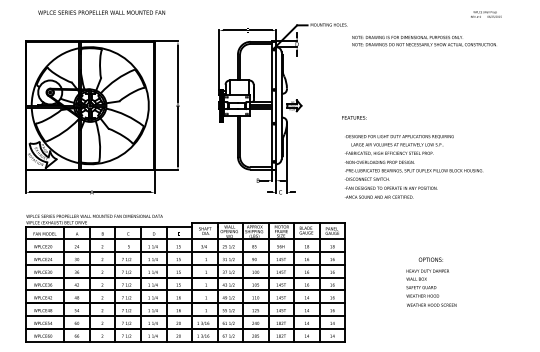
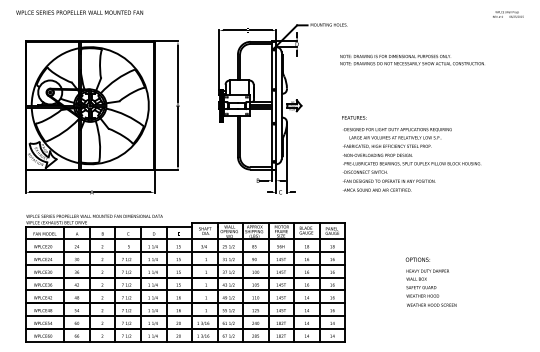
text position: (101, 12) -> (79, 12) (79, 12)
text position: (486, 14) -> (508, 14) (508, 14)
text position: (423, 41) -> (411, 60) (411, 60)
text position: (413, 166) -> (411, 159) (411, 159)
text position: (430, 259) -> (417, 259) (417, 259)
